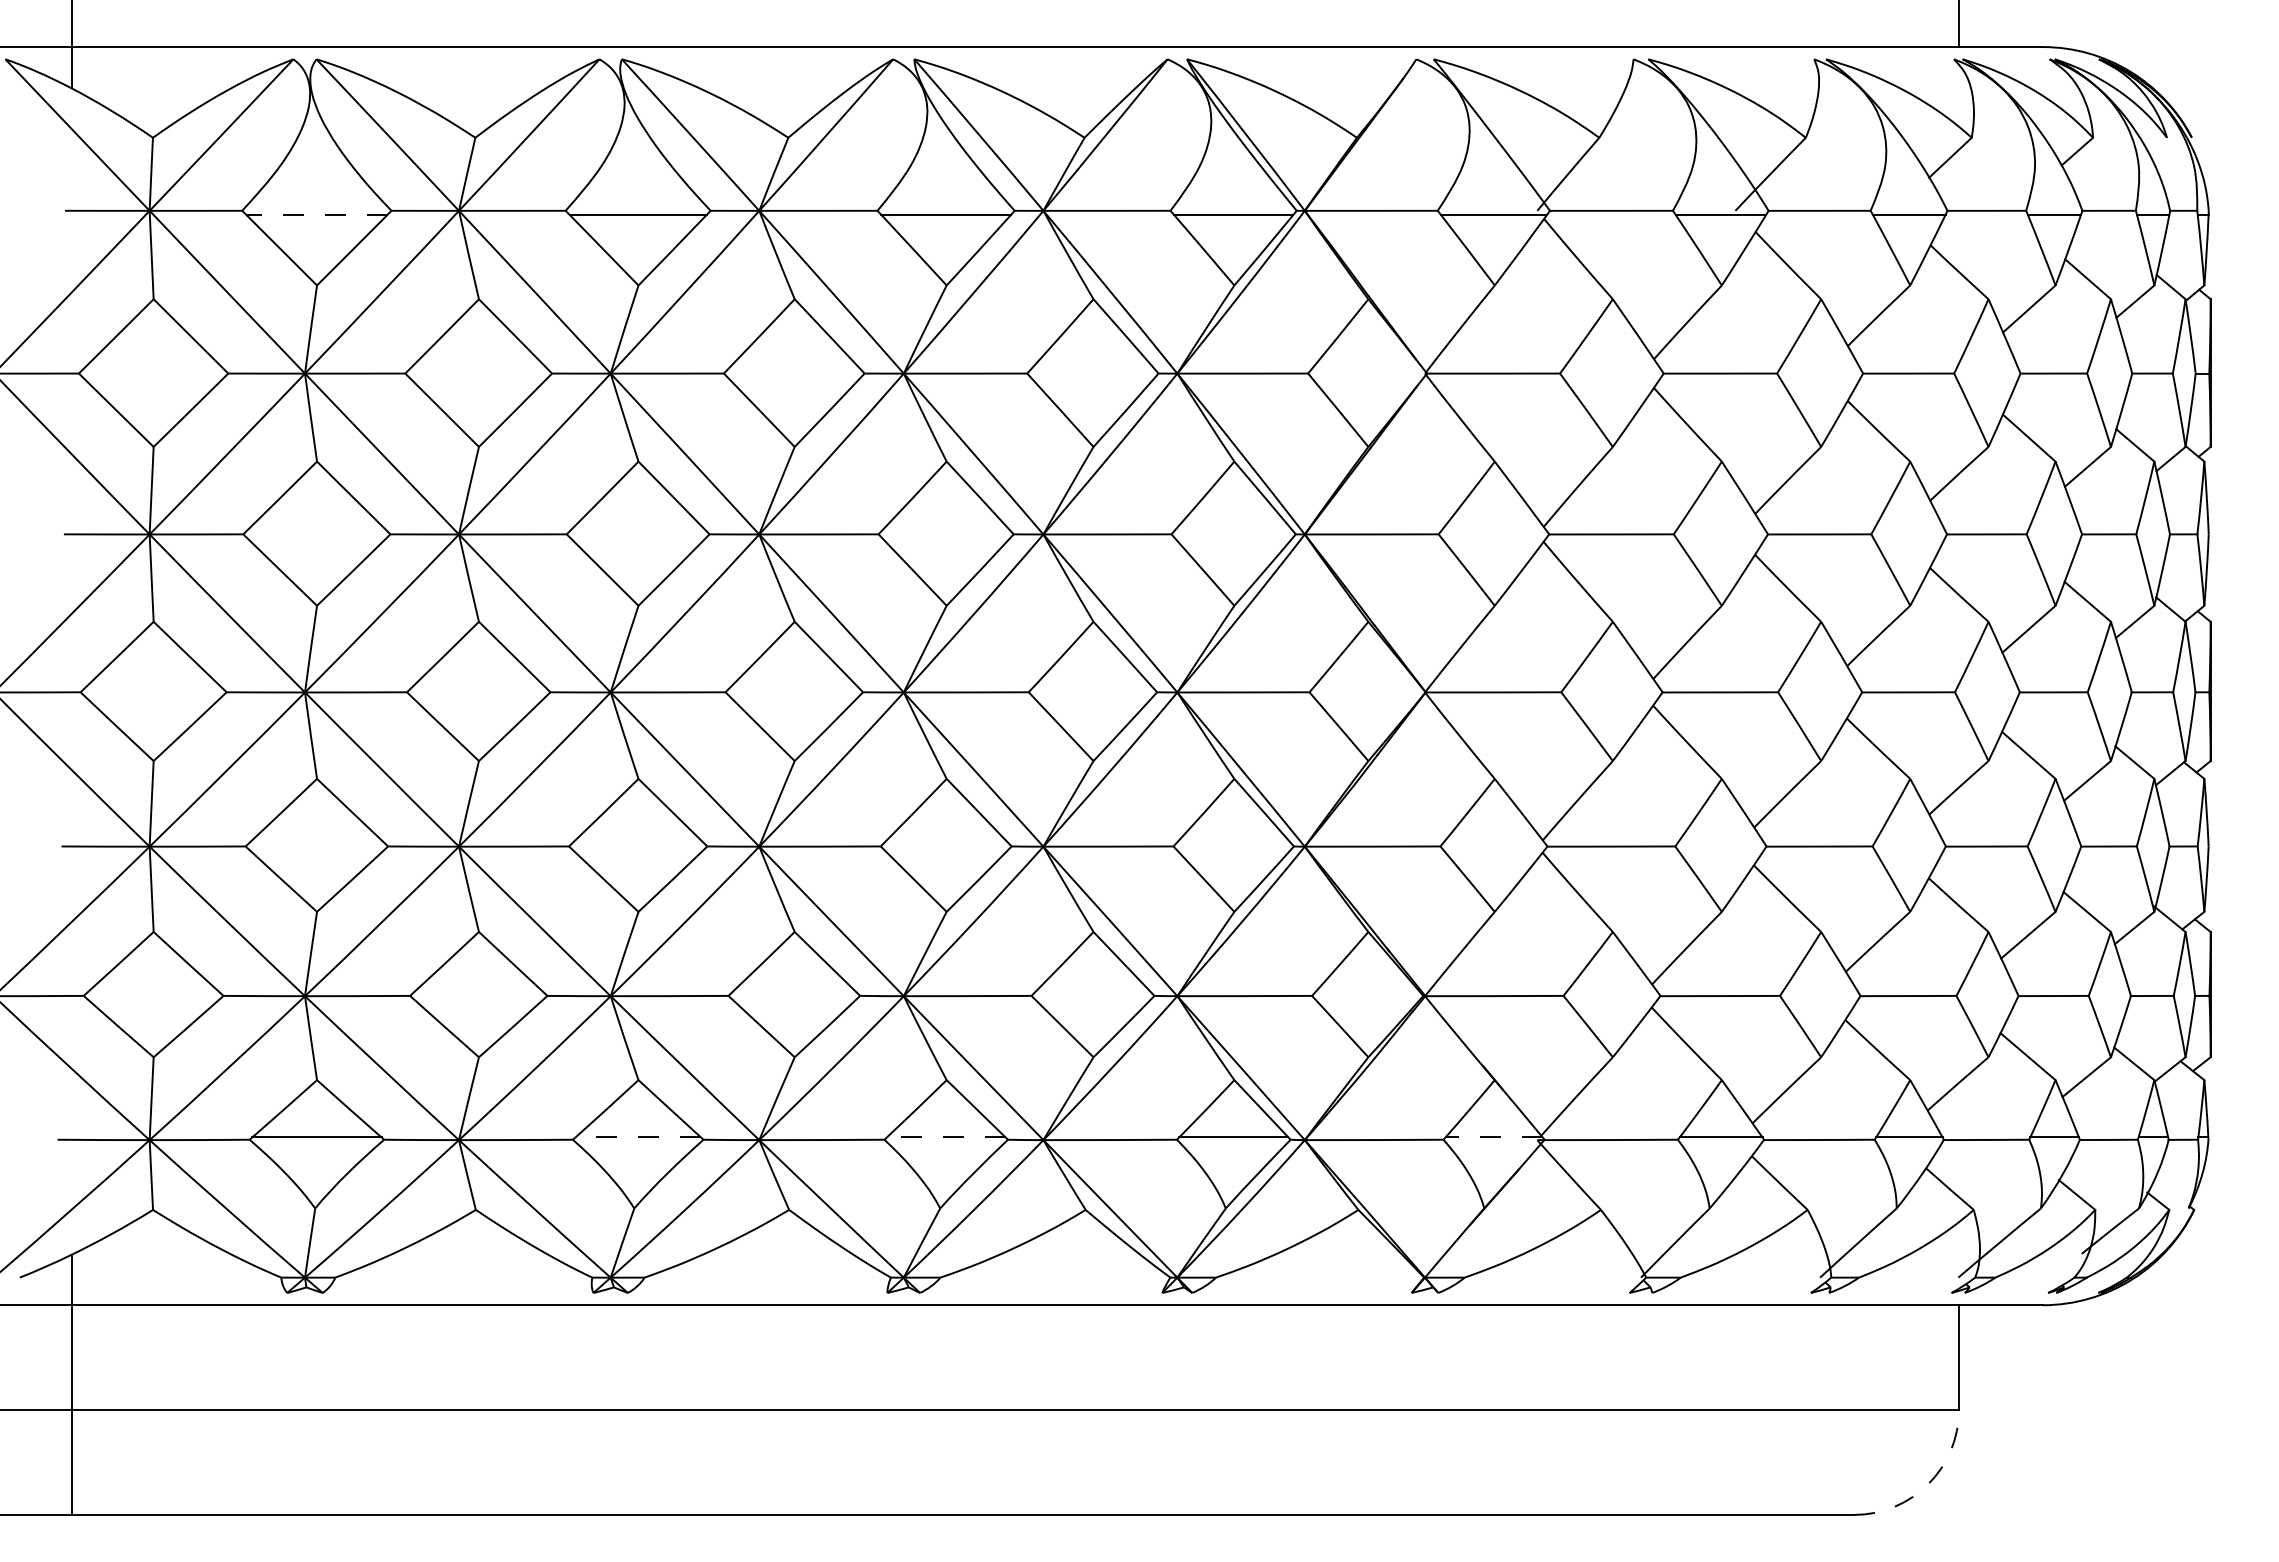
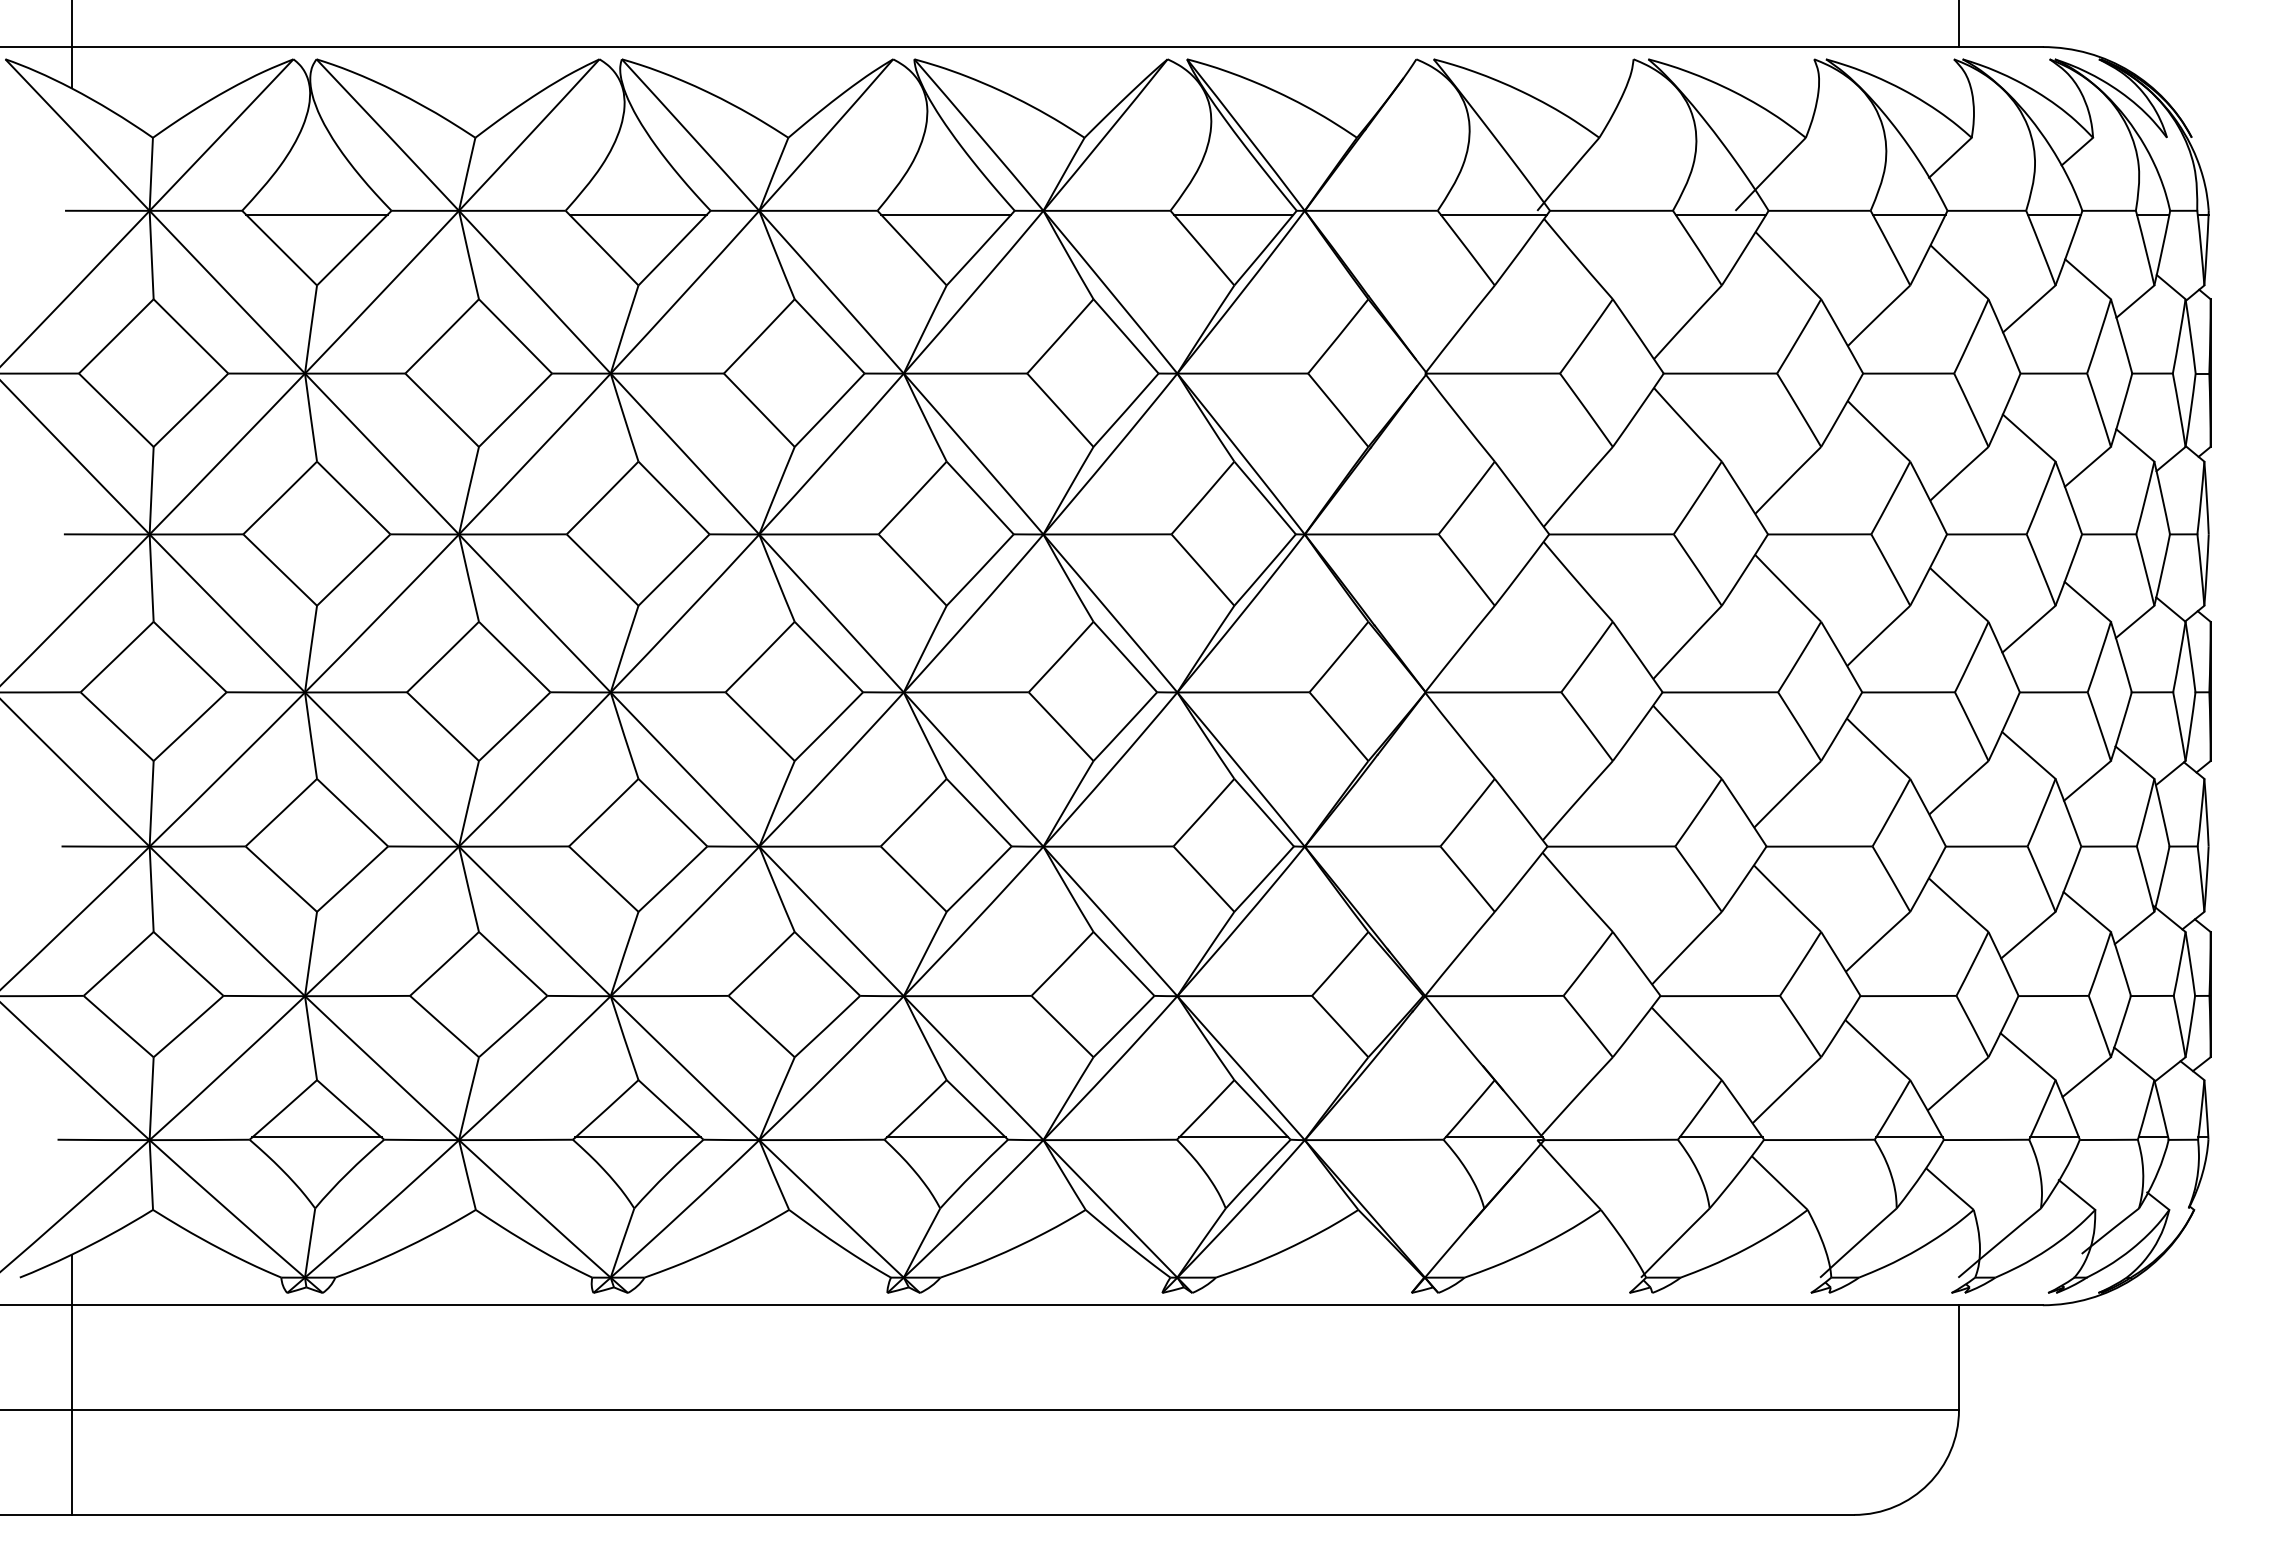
line: dashed -> solid (316, 214)
line: dashed -> solid (638, 1137)
line: dashed -> solid (945, 1137)
line: dashed -> solid (1494, 1137)
arc: dashed -> solid (1928, 1484)
